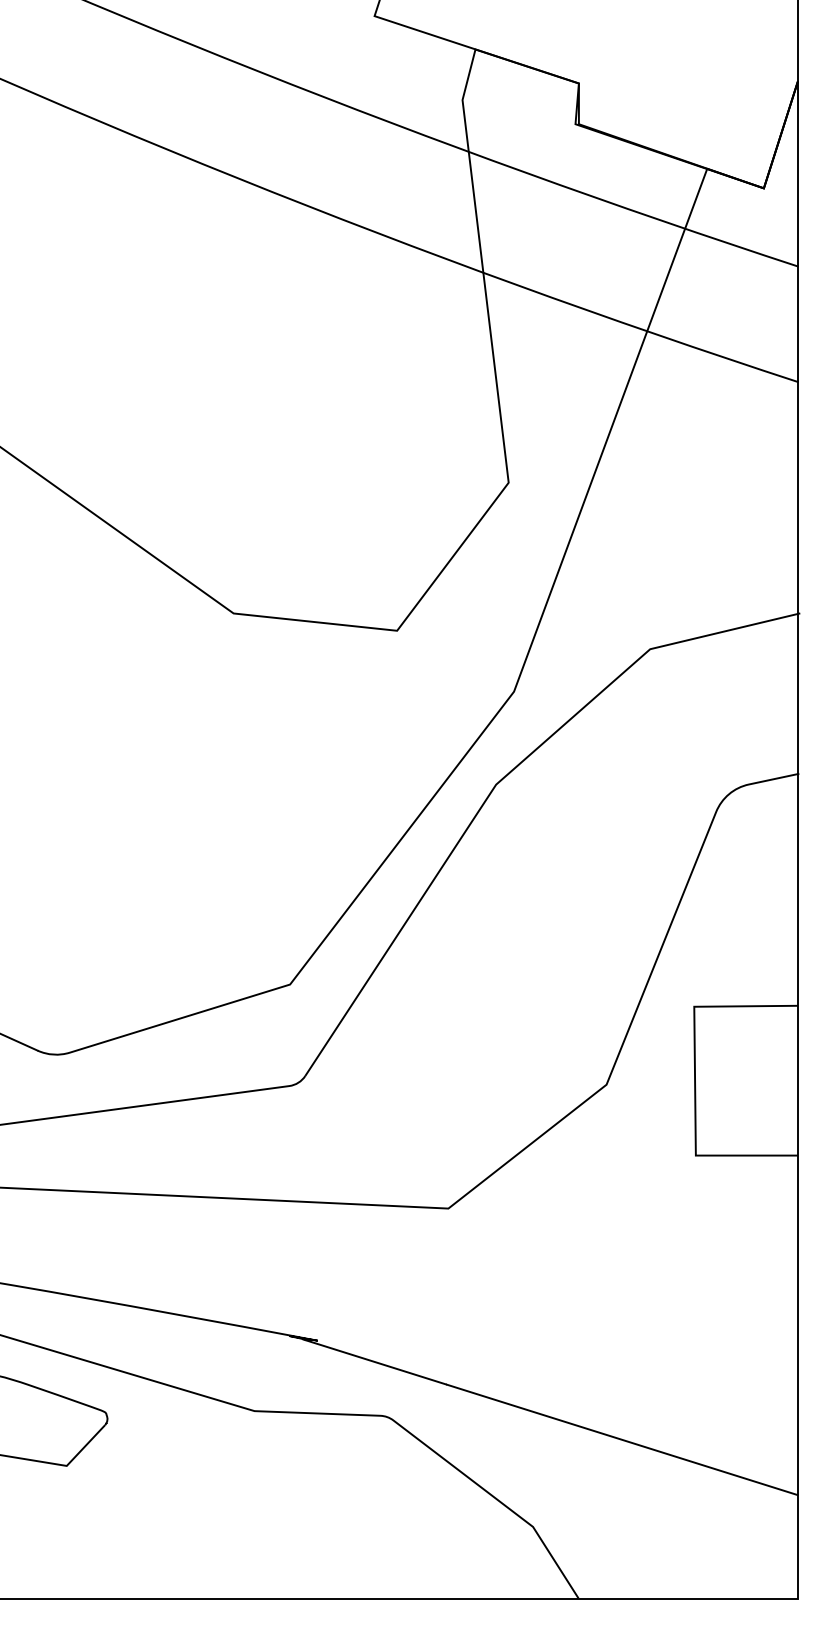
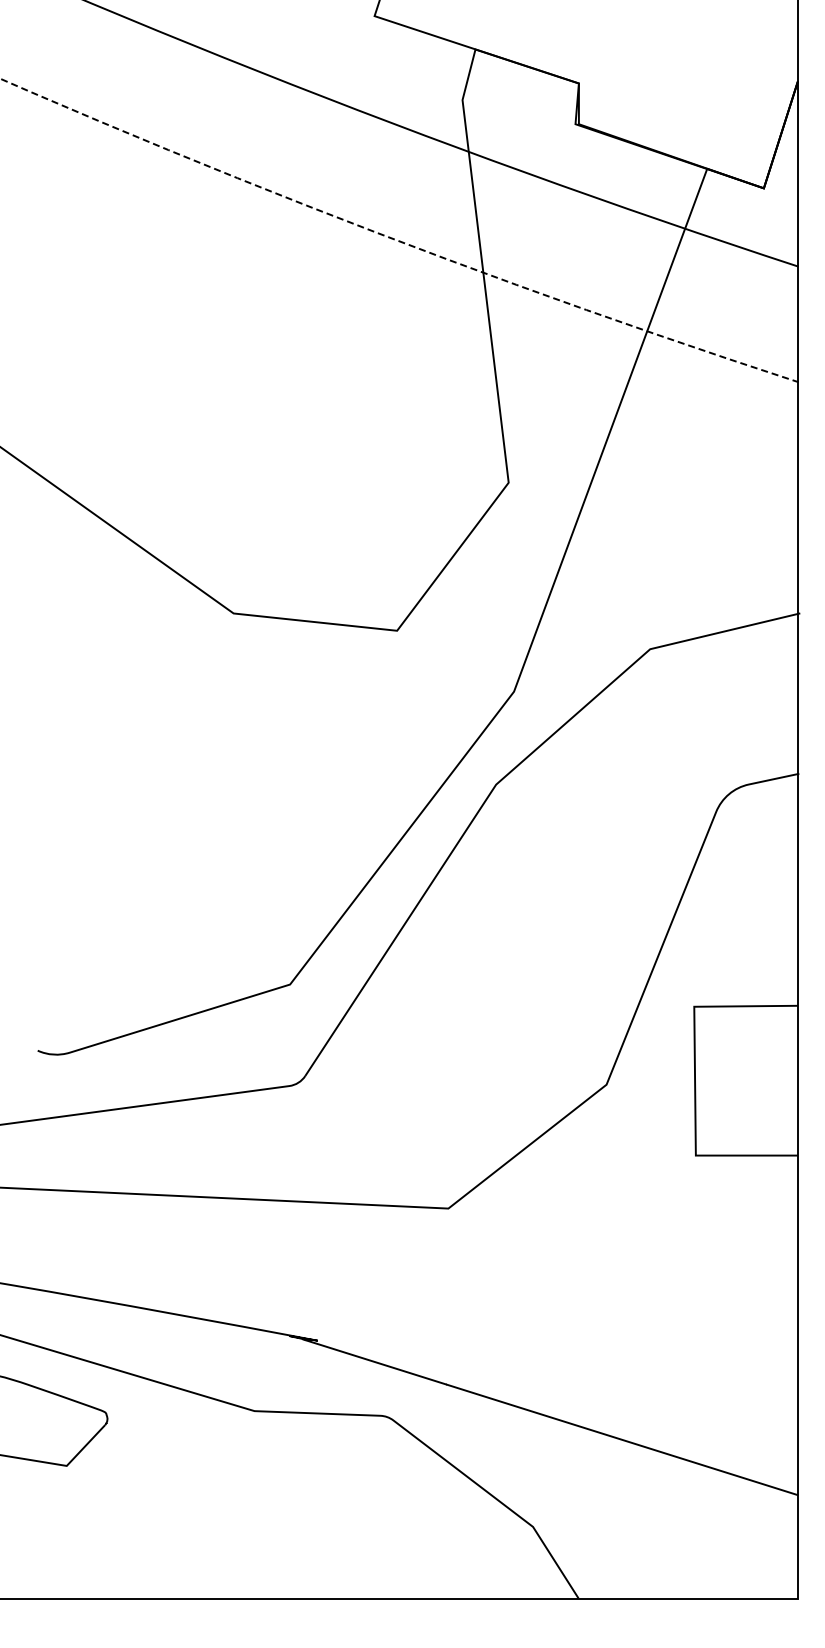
arc: solid -> dashed (395, 240)
line: present -> none (19, 1042)
